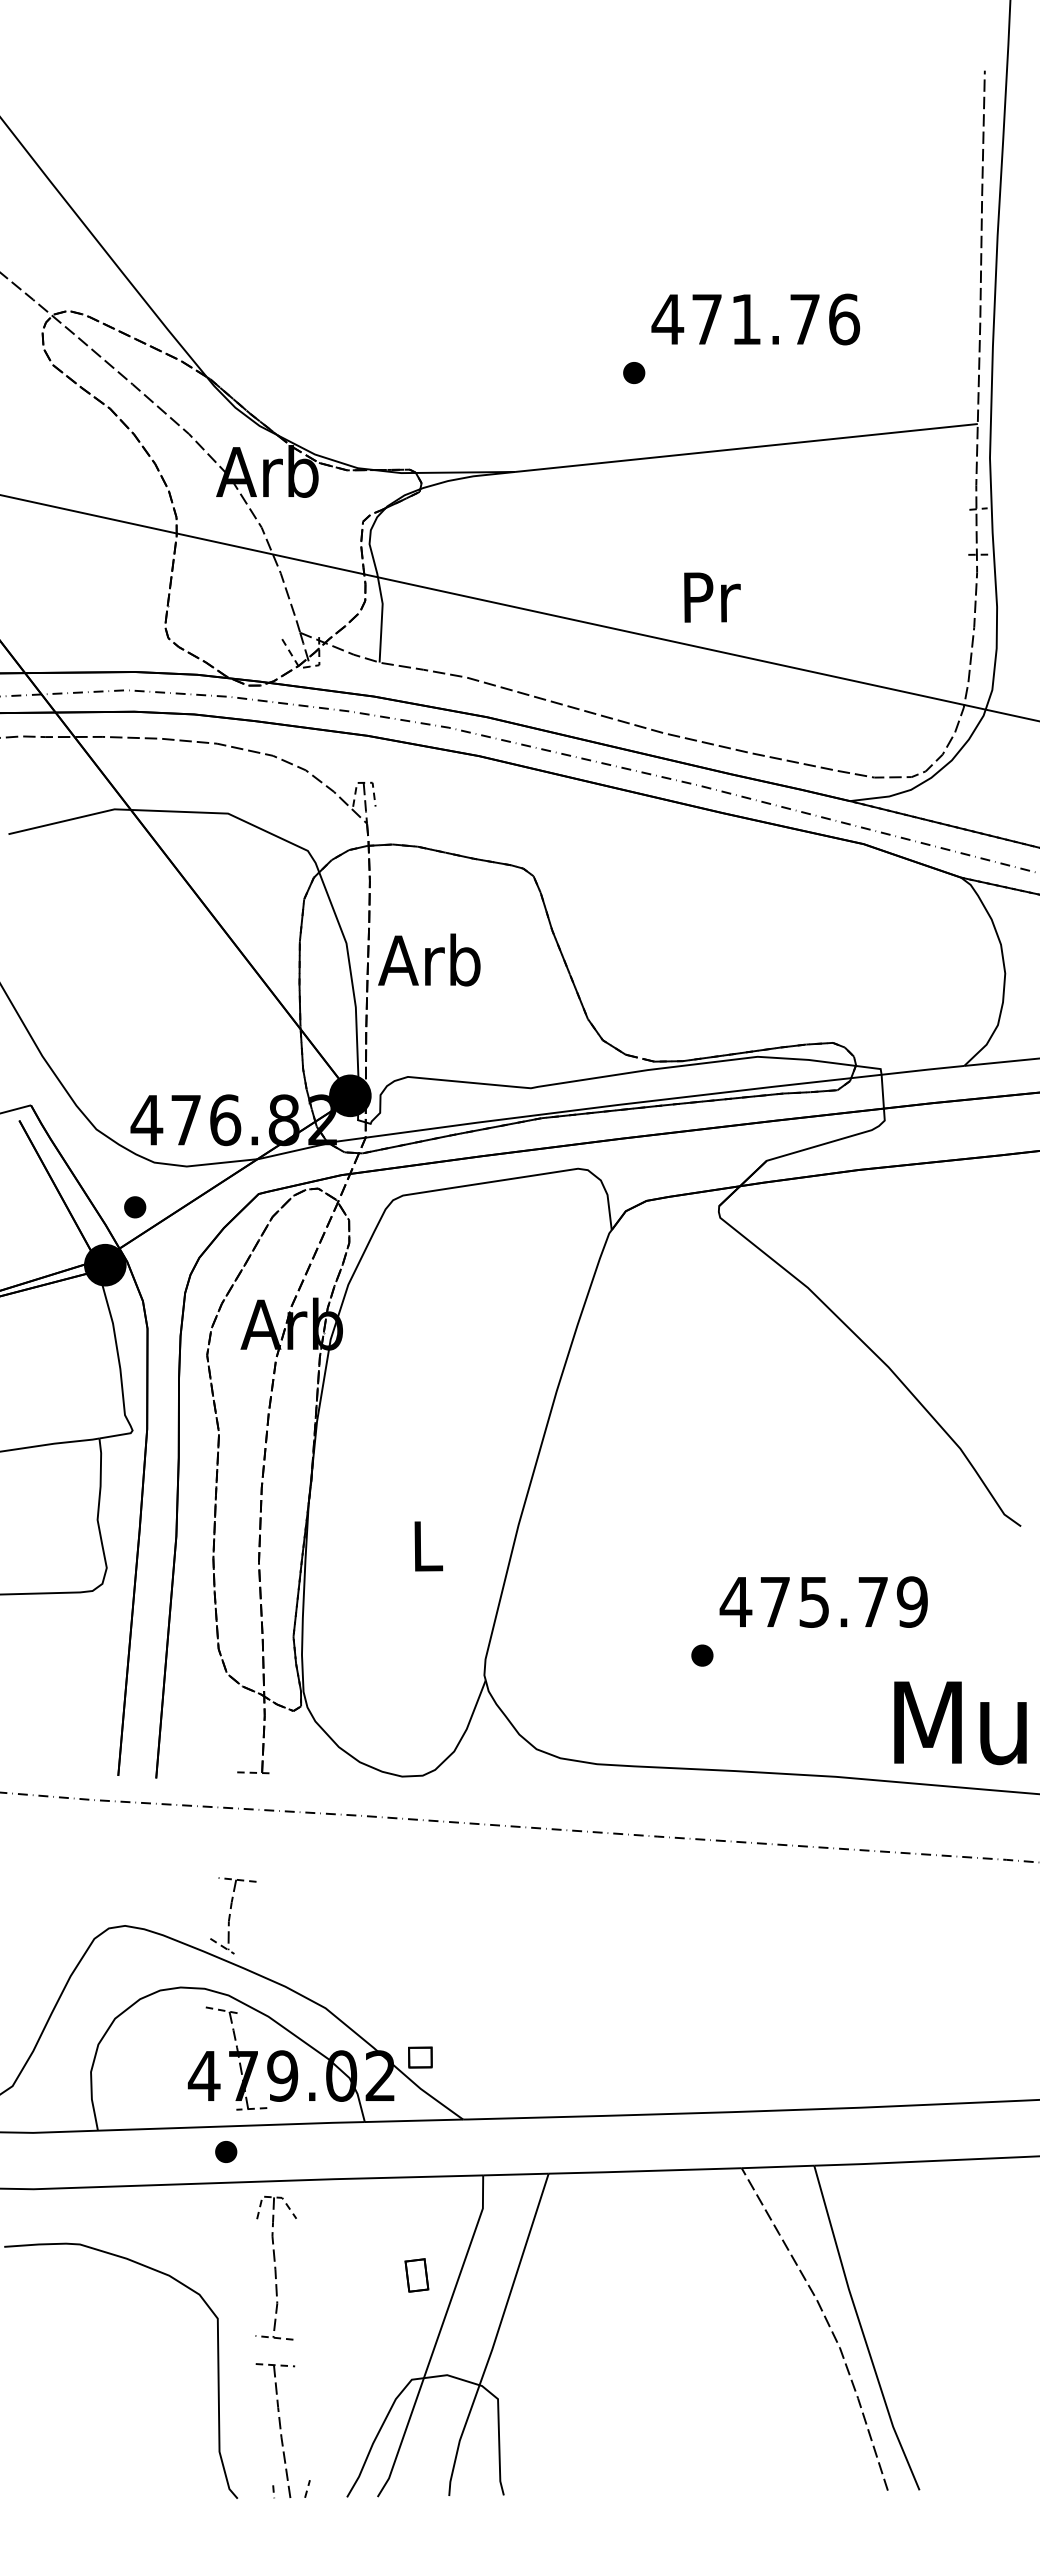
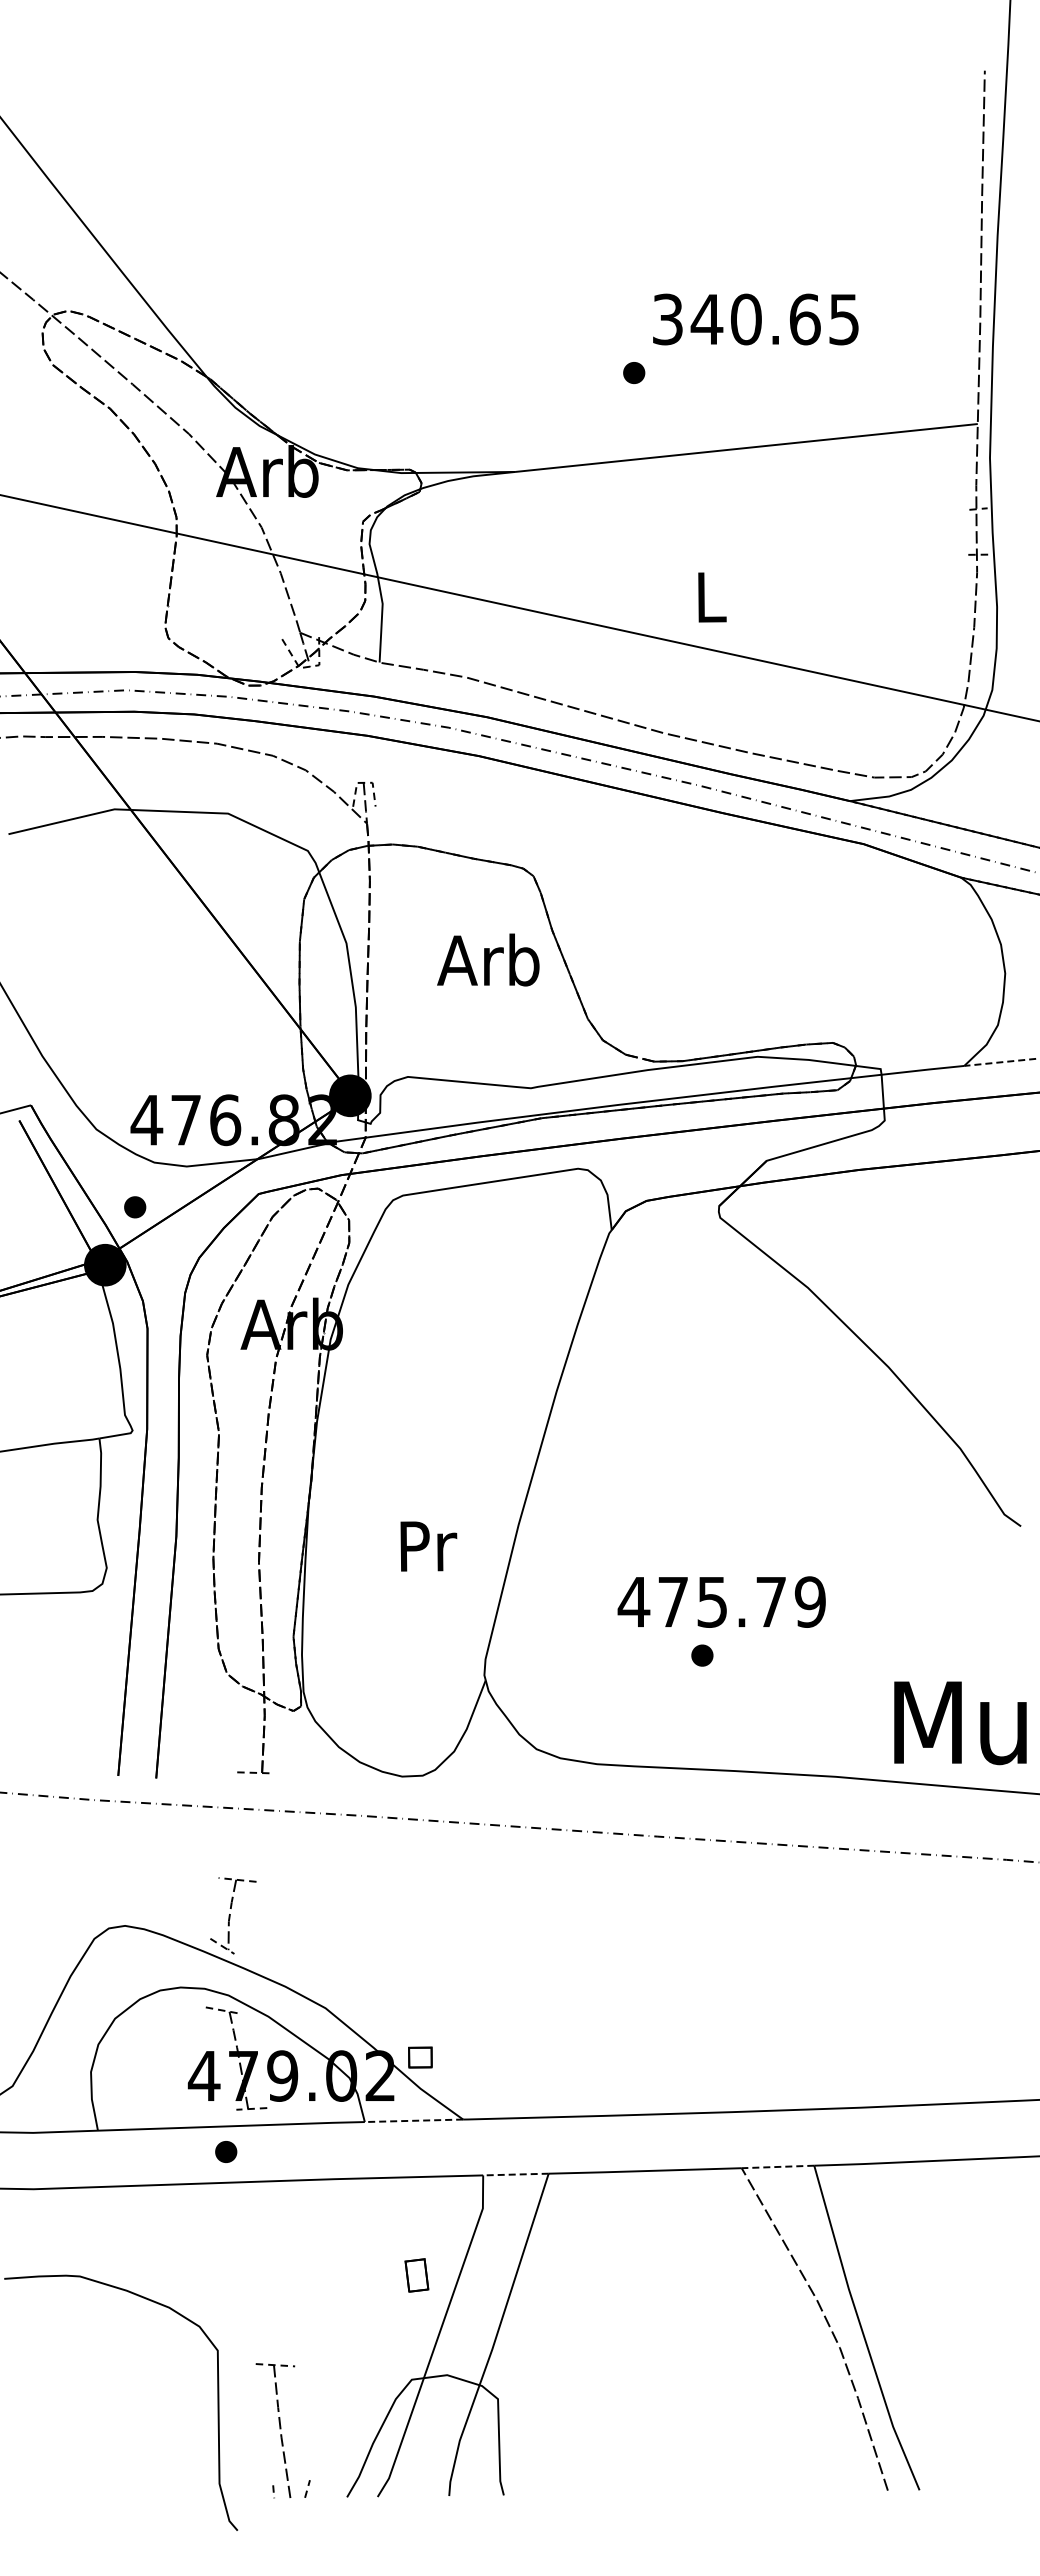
text: 471.76 -> 340.65 (755, 319)
text: Pr -> L (712, 597)
text position: (429, 959) -> (488, 959) (488, 959)
line: solid -> dashed (1001, 1062)
text: L -> Pr (428, 1546)
text position: (823, 1601) -> (721, 1601) (721, 1601)
line: solid -> dashed (413, 2120)
line: solid -> dashed (777, 2166)
line: solid -> dashed (515, 2174)
part: present -> none (275, 2267)
curve position: (217, 2370) -> (217, 2402) (217, 2402)
